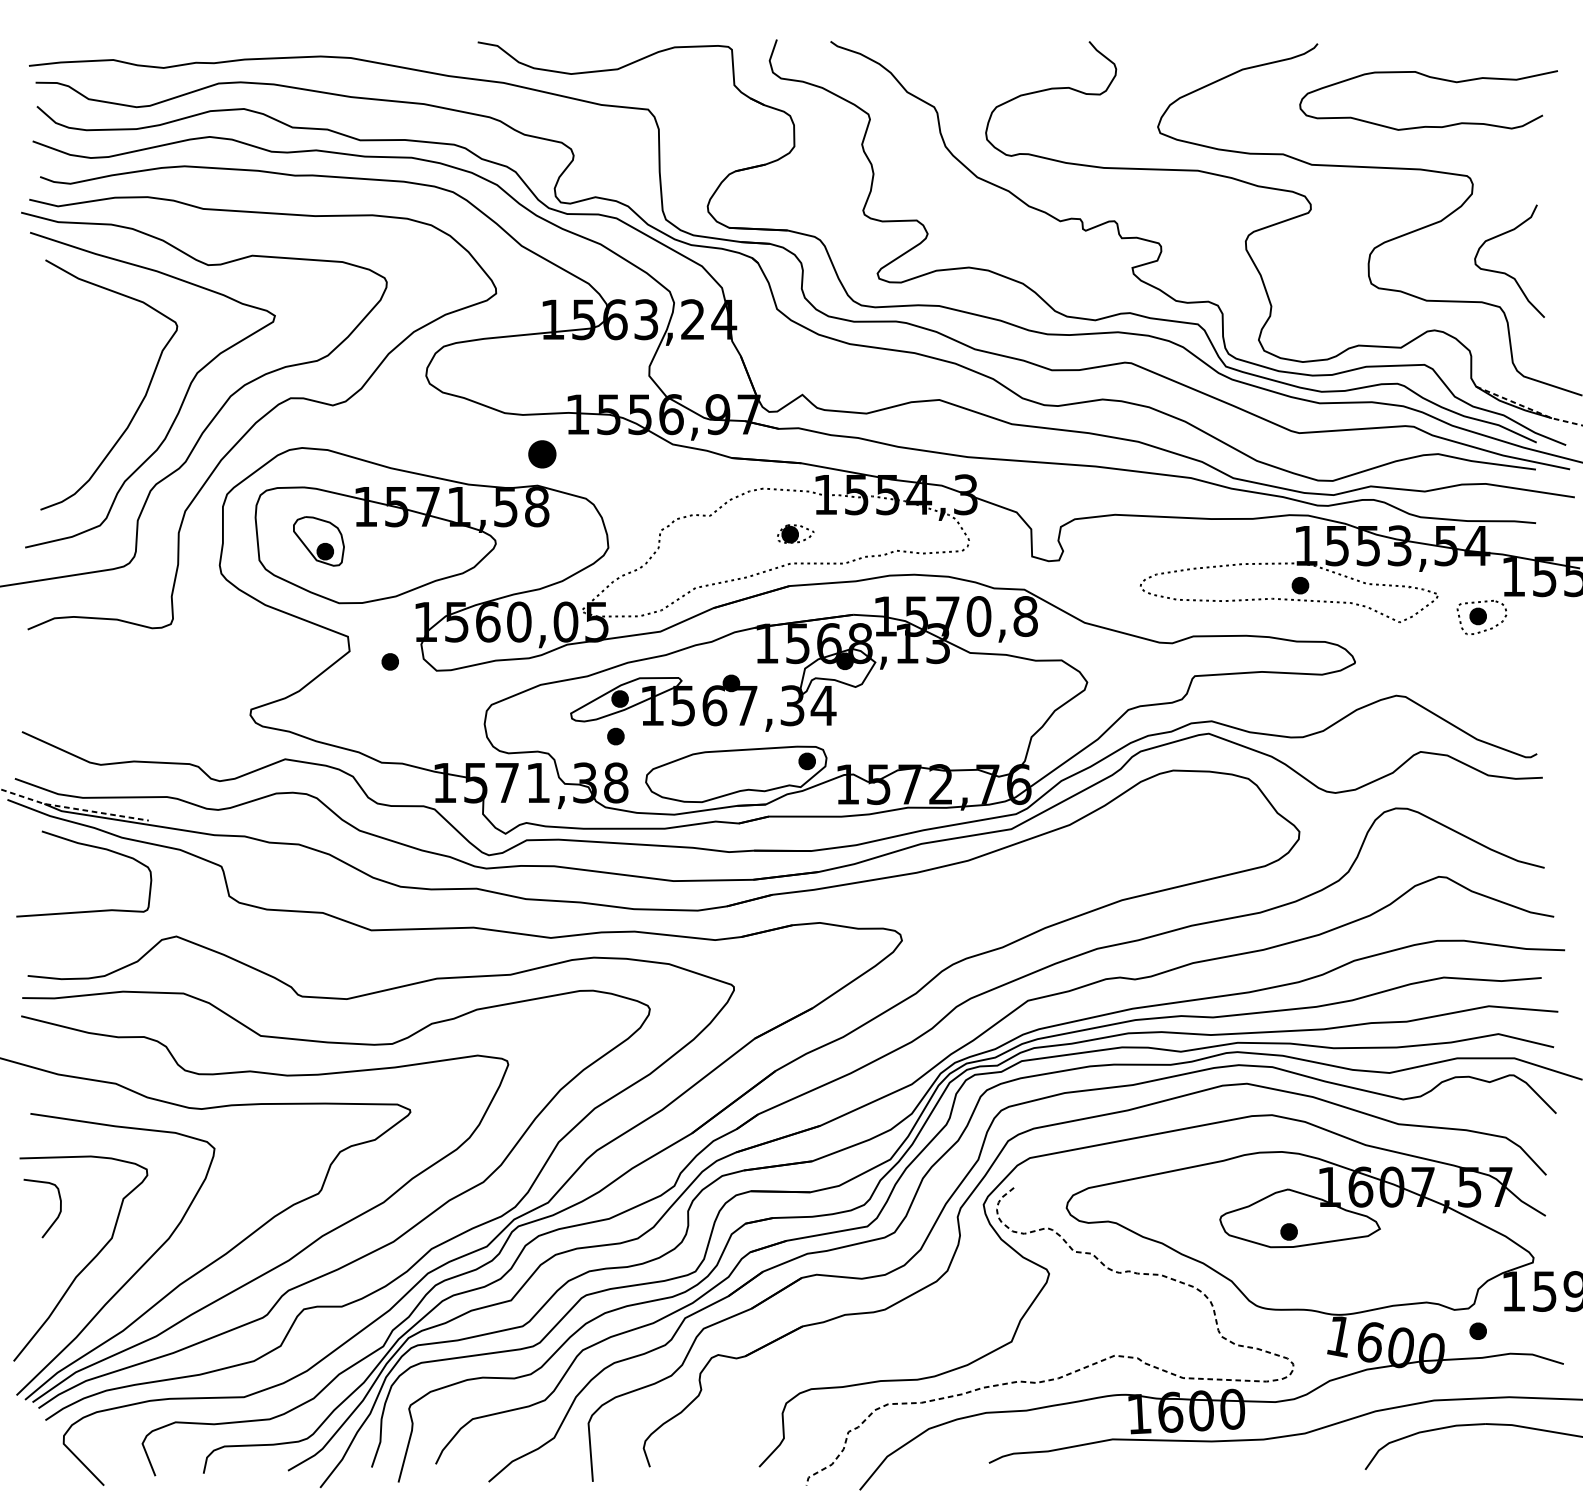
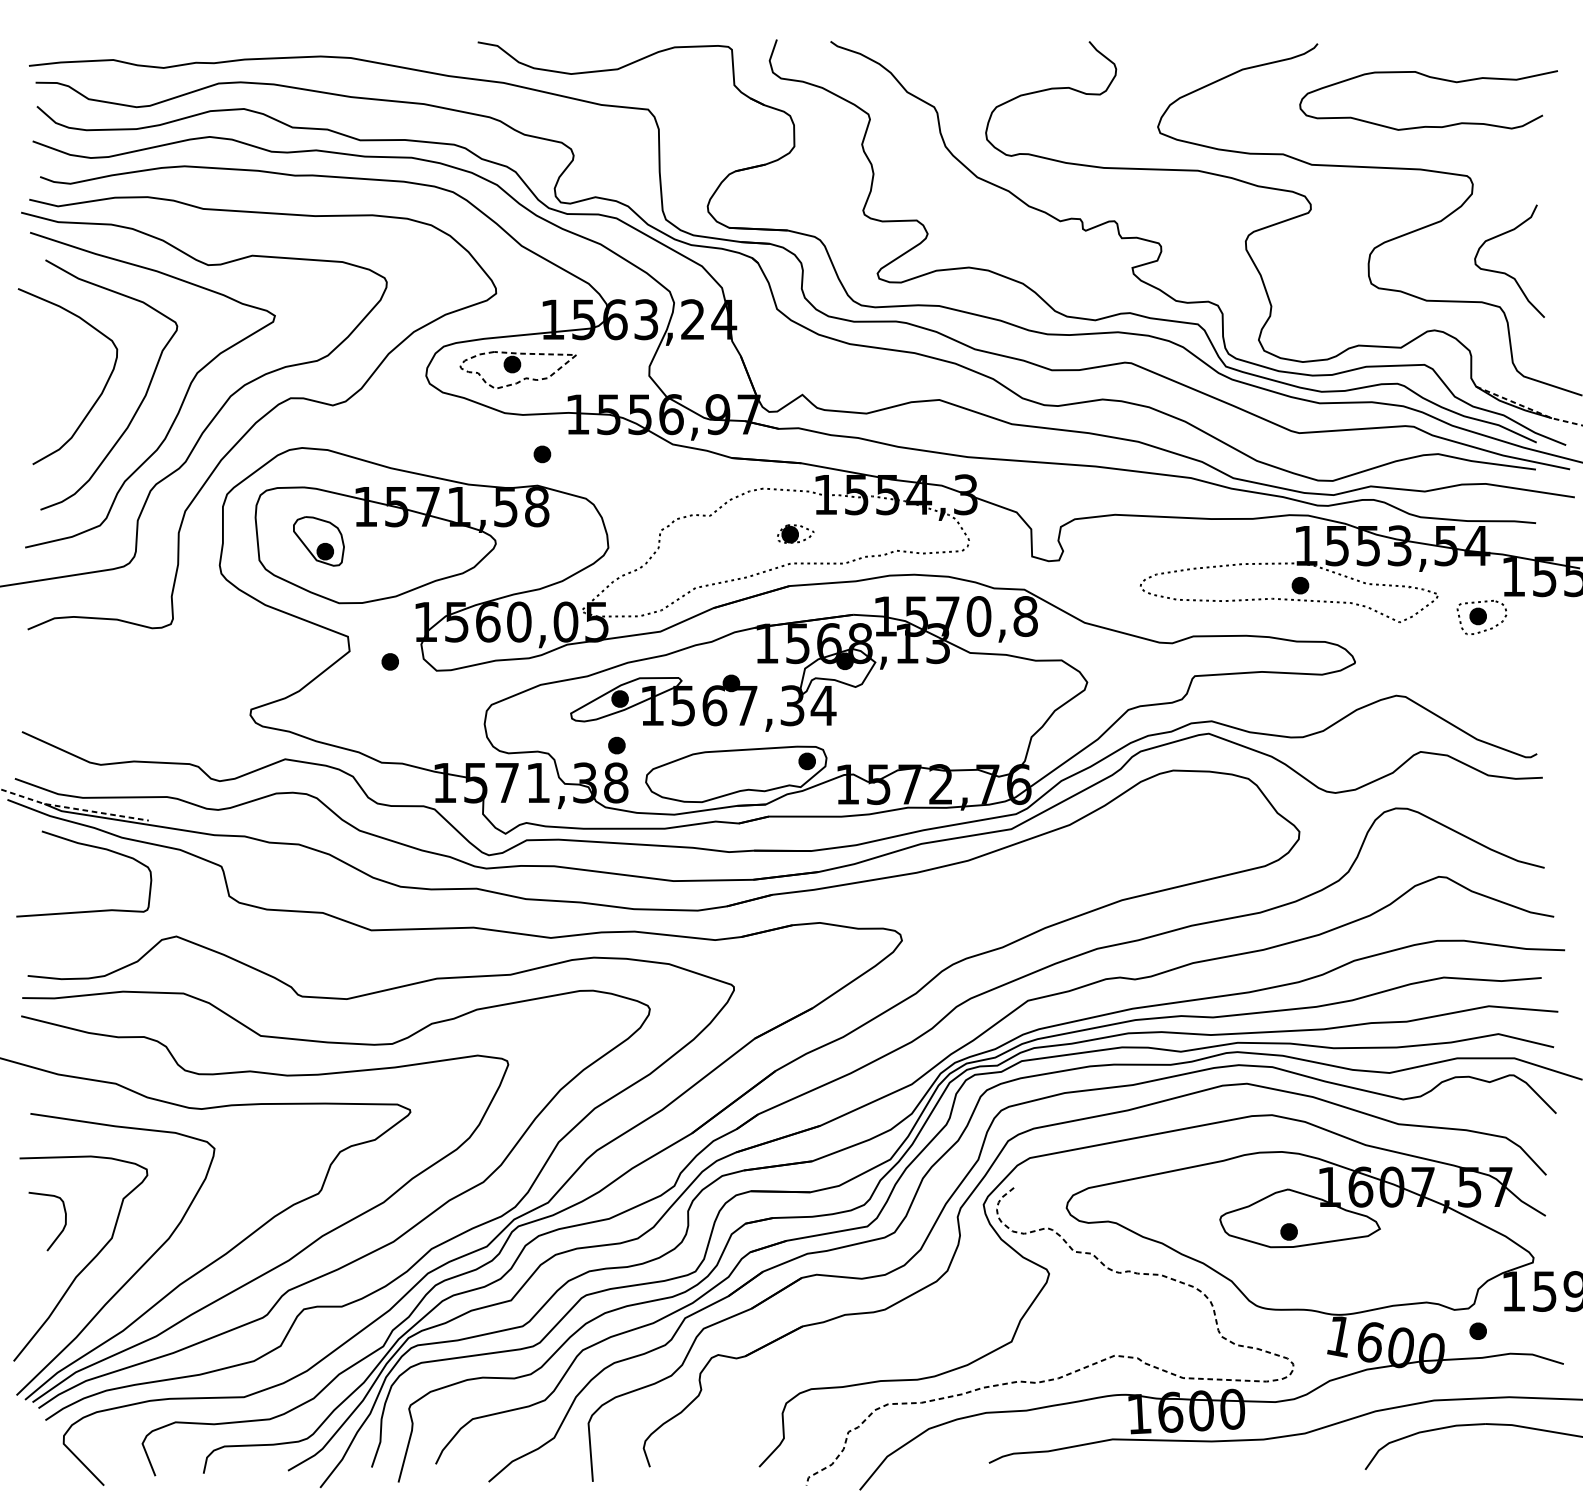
part: none -> present (517, 369)
curve: none -> present (98, 396)
part size: 29x29 px -> 19x19 px (542, 454)
part position: (615, 736) -> (616, 745) (616, 745)
curve position: (57, 1215) -> (62, 1228) (62, 1228)
